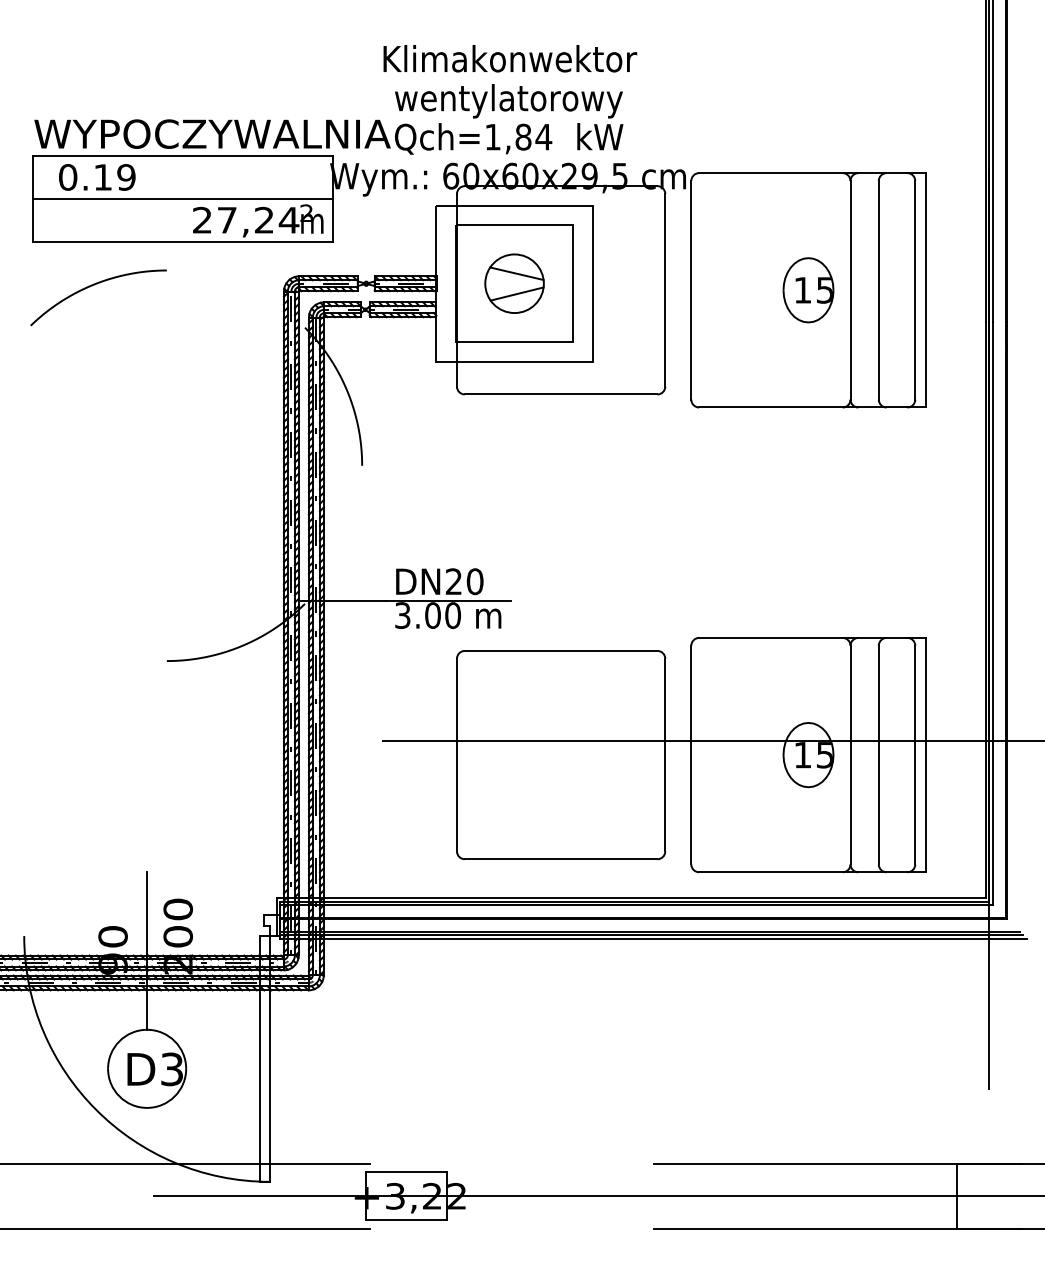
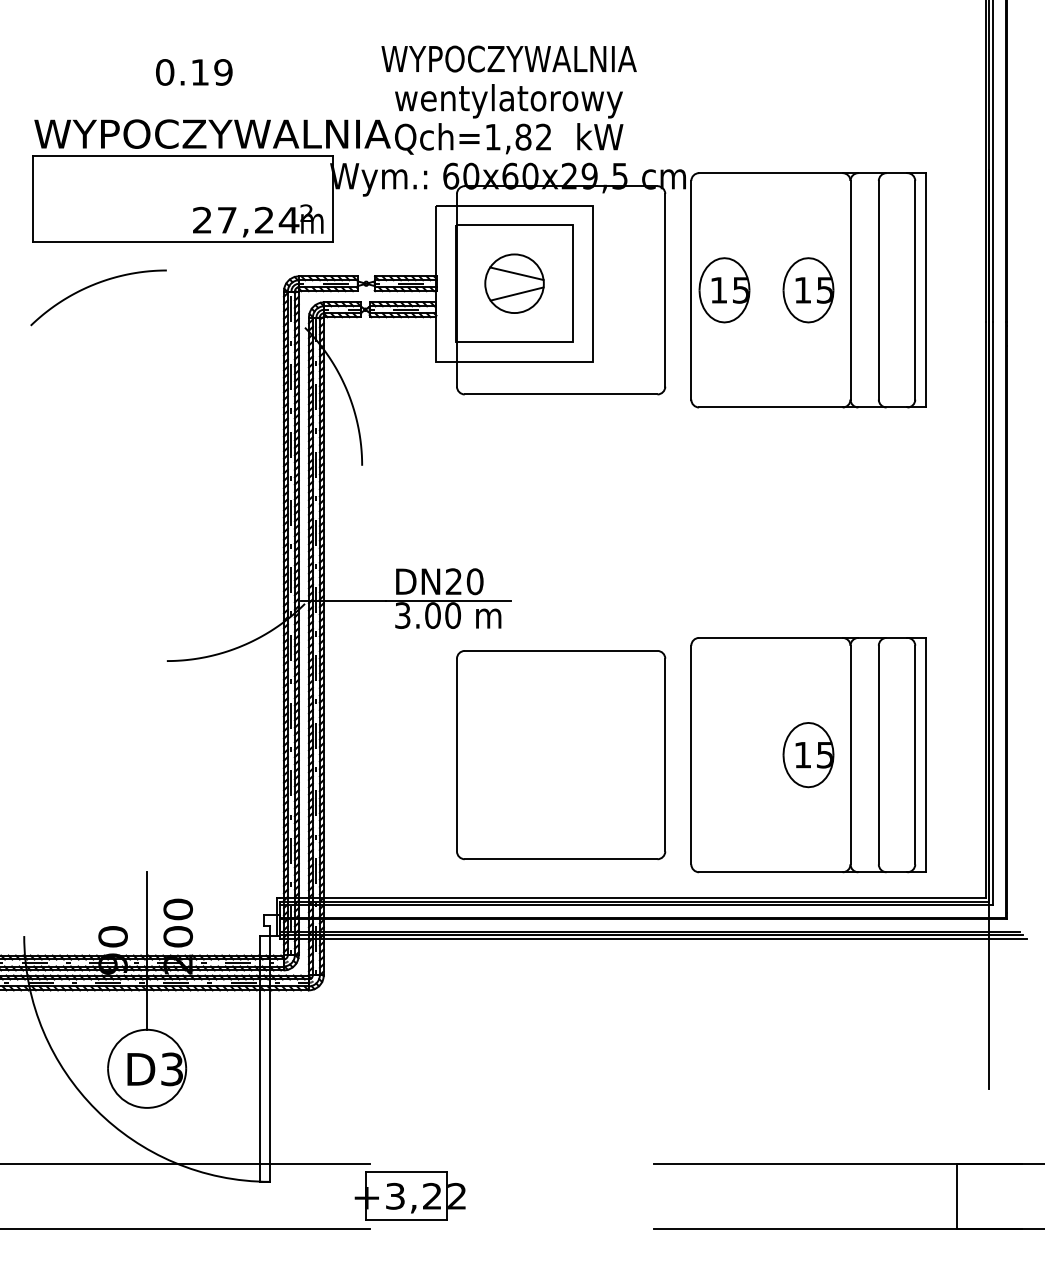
text: Klimakonwektor -> WYPOCZYWALNIA (509, 58)
text: Qch=1,84 -> Qch=1,82 (543, 136)
text position: (97, 177) -> (194, 72) (194, 72)
line: present -> none (182, 199)
part: none -> present (724, 290)
line: present -> none (712, 741)
line: present -> none (597, 1196)
